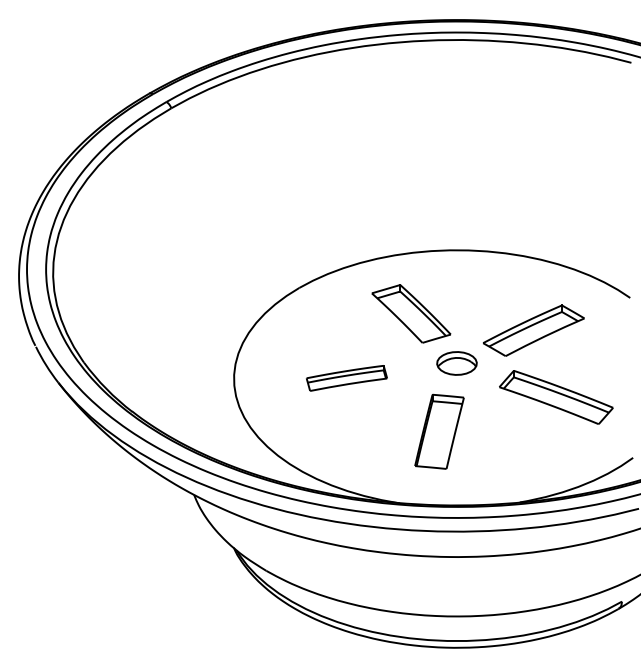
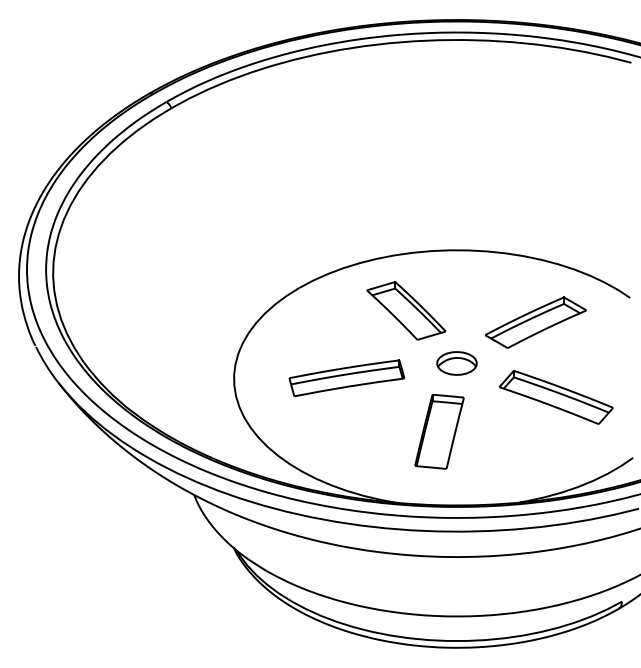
part position: (411, 313) -> (406, 310) (406, 310)
part position: (533, 330) -> (535, 322) (535, 322)
part size: 82x27 px -> 118x39 px (346, 378)
